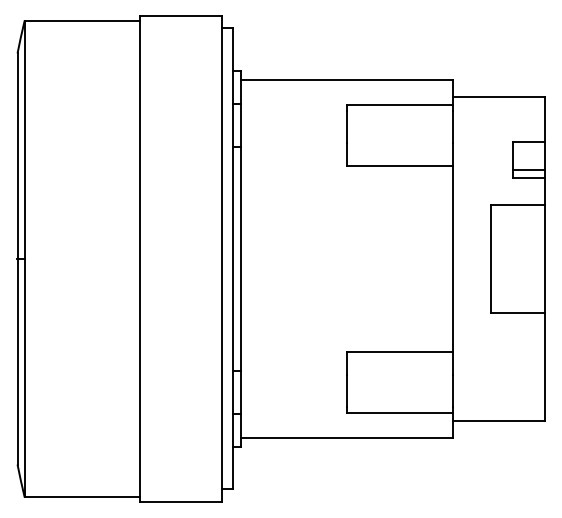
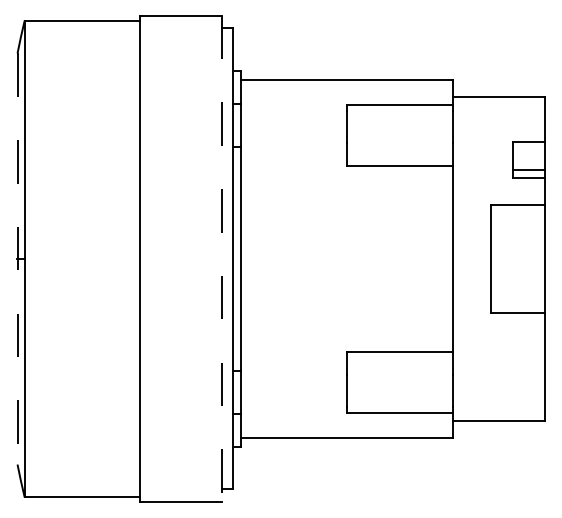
line: solid -> dashed (17, 259)
line: solid -> dashed (222, 259)
